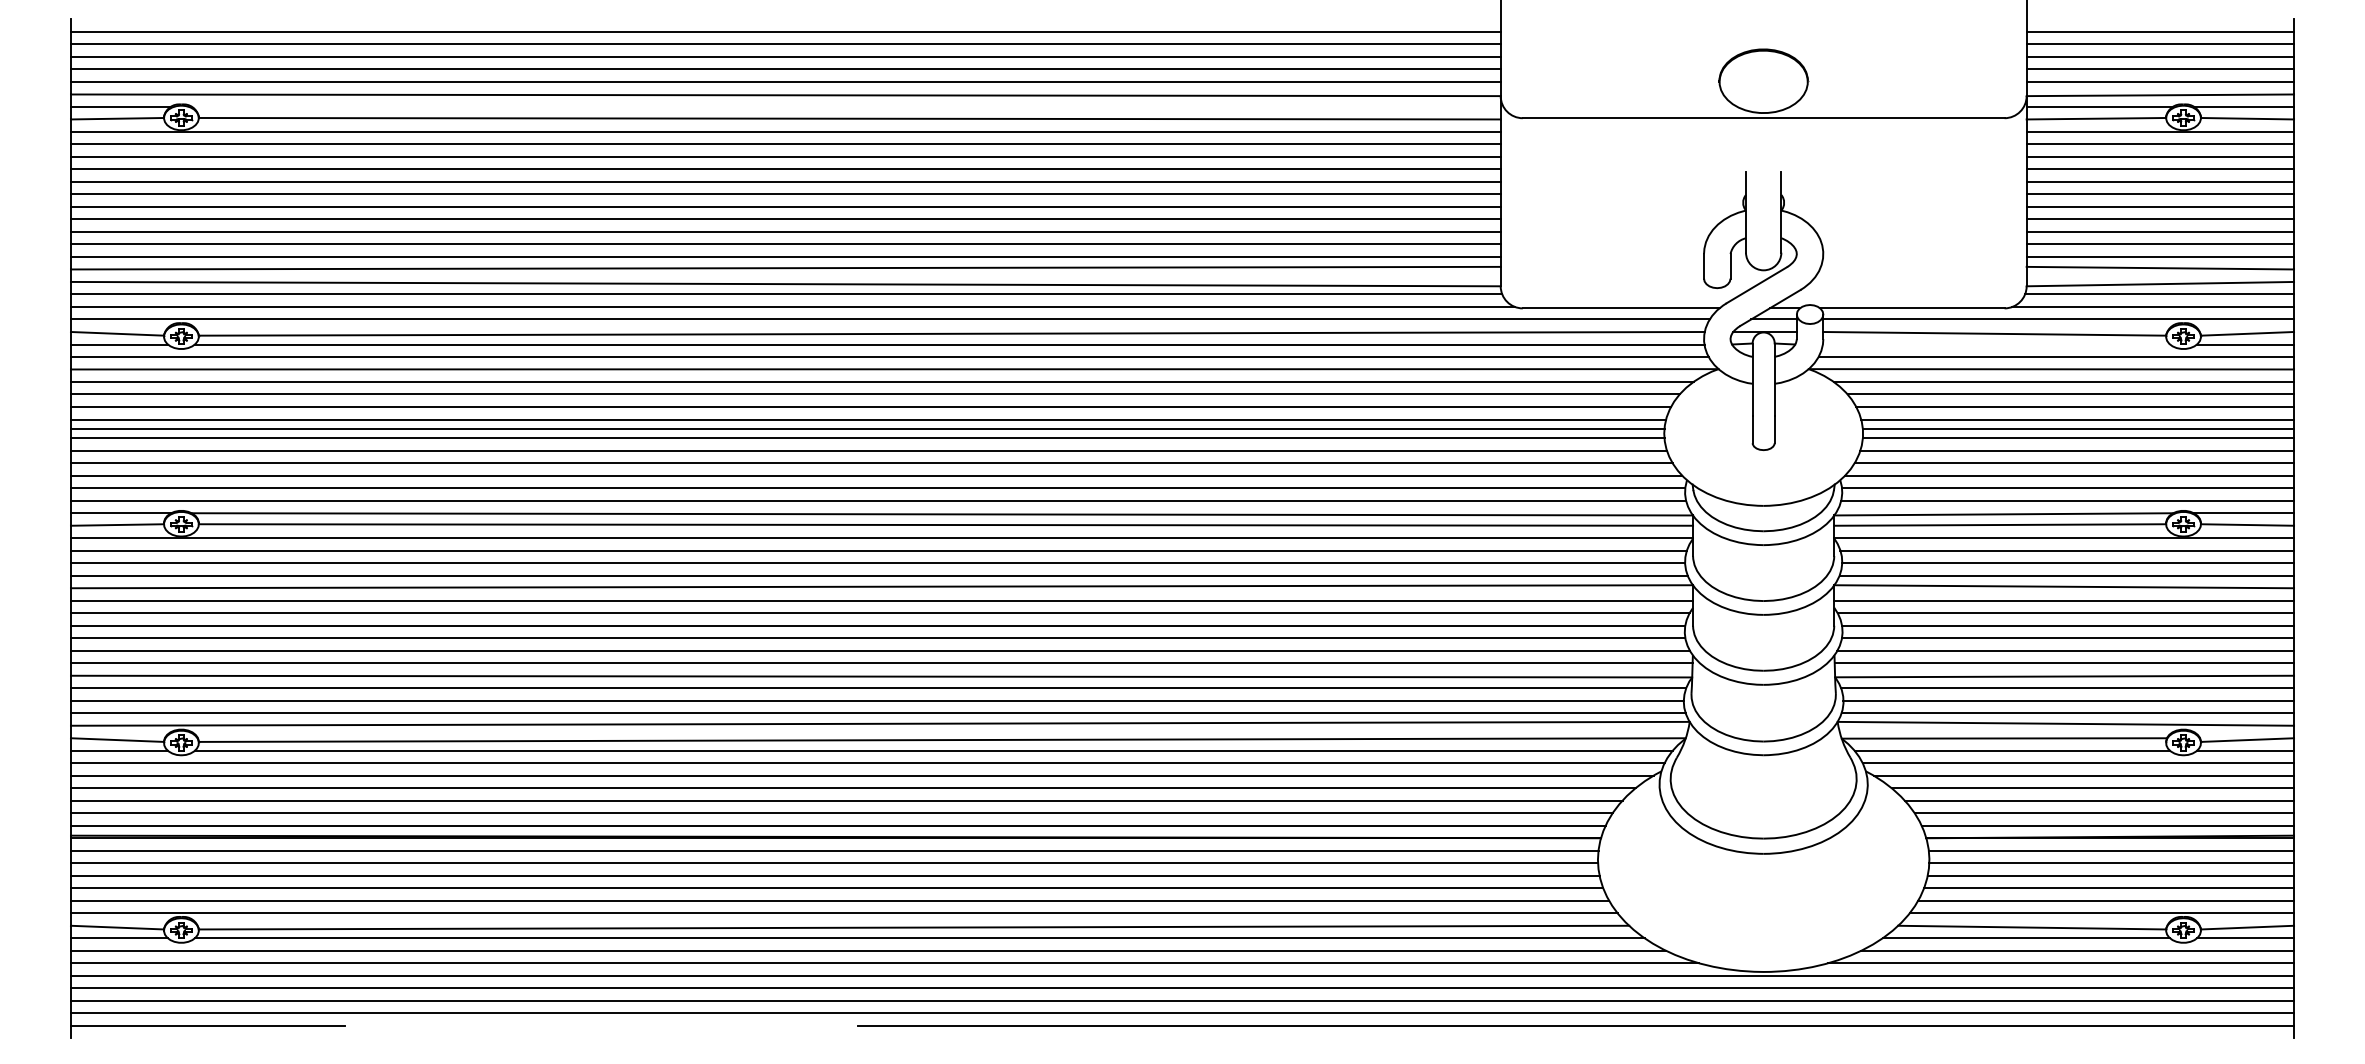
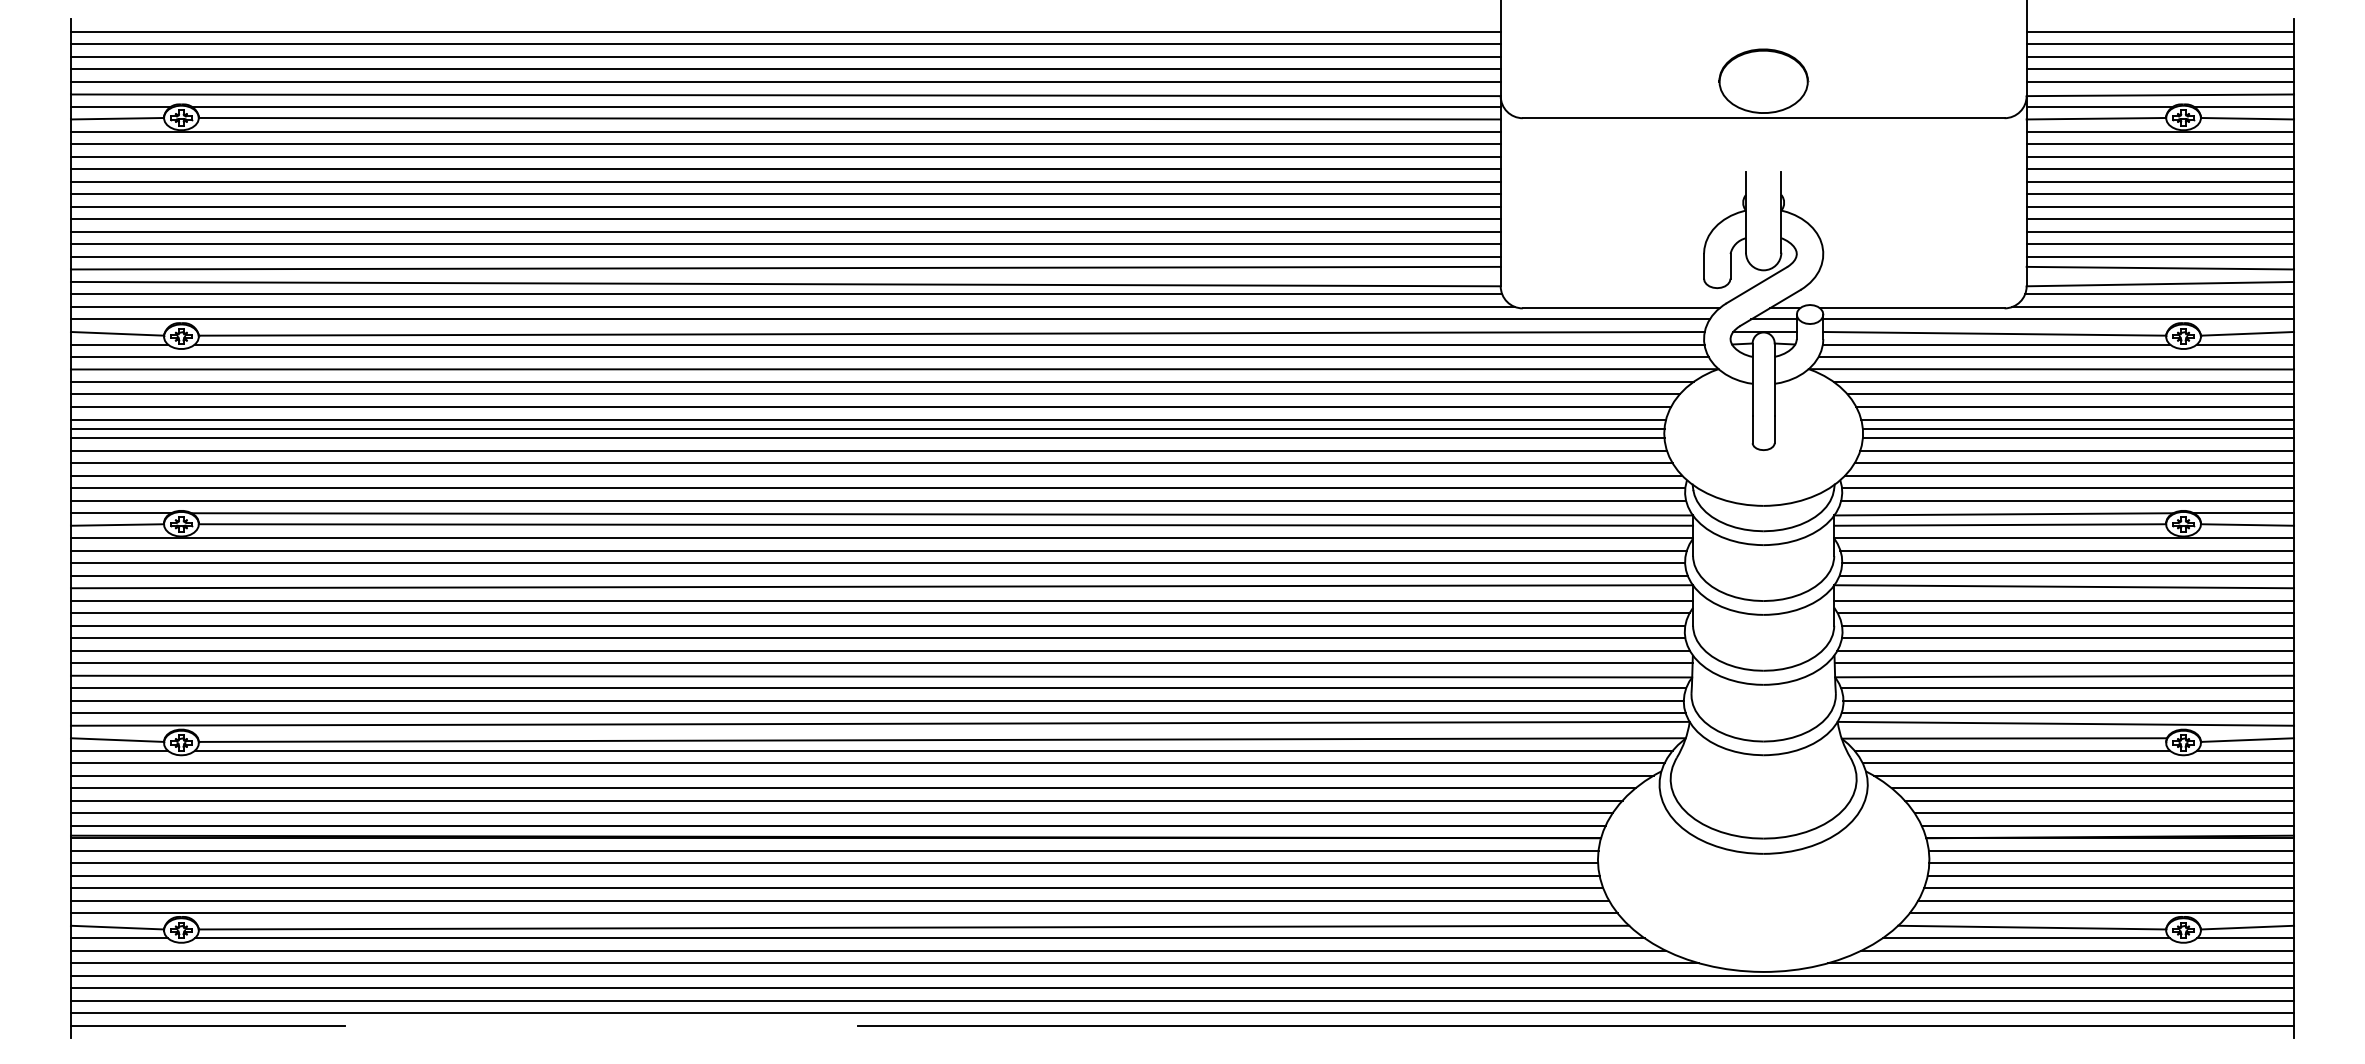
line: none -> present (845, 106)
line: none -> present (1995, 344)
